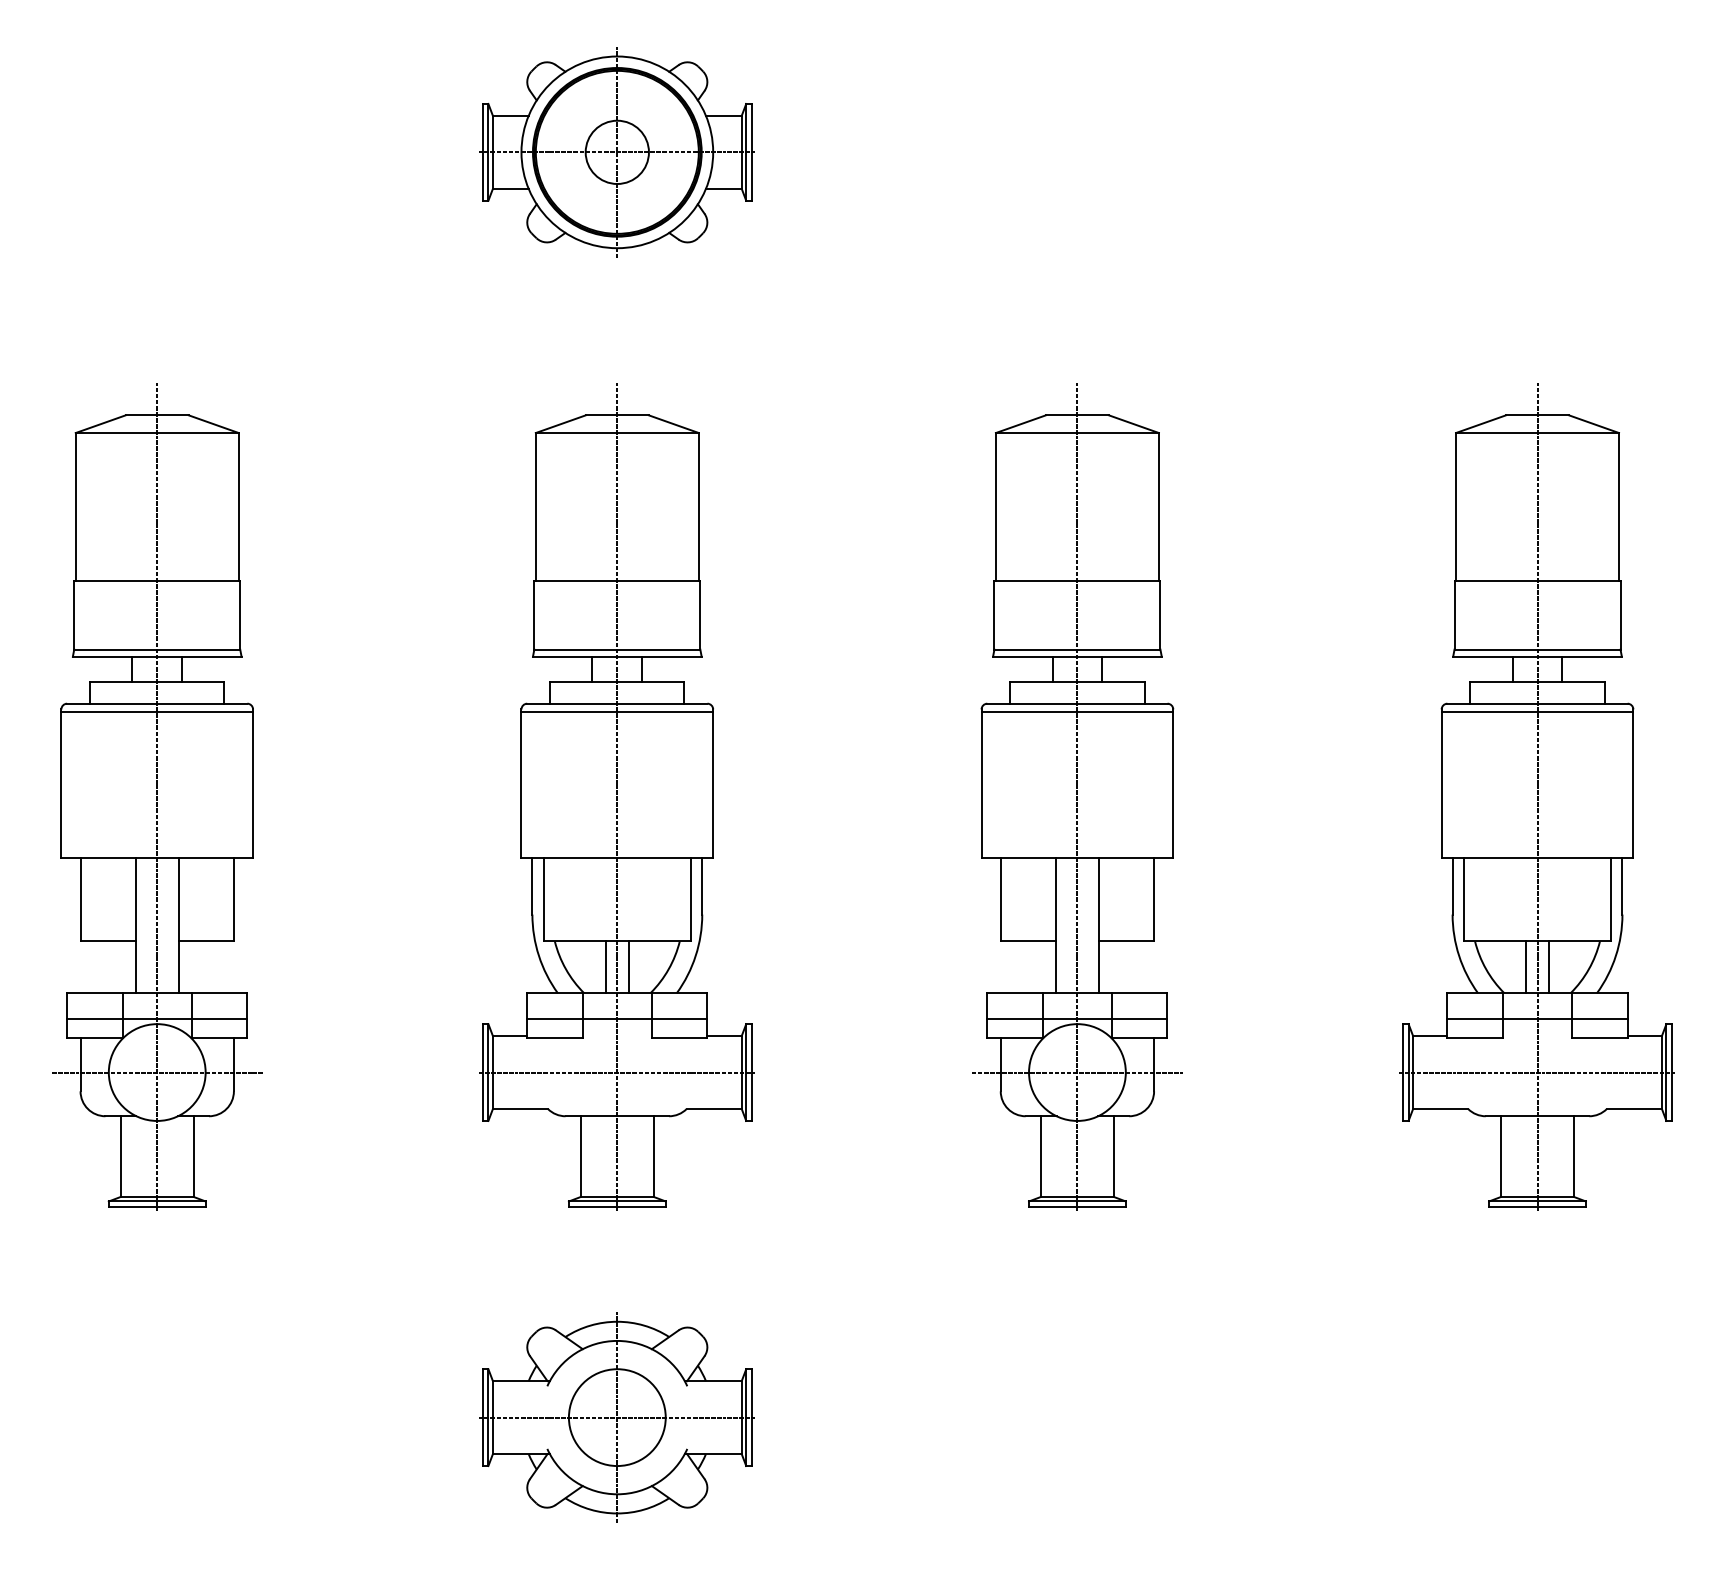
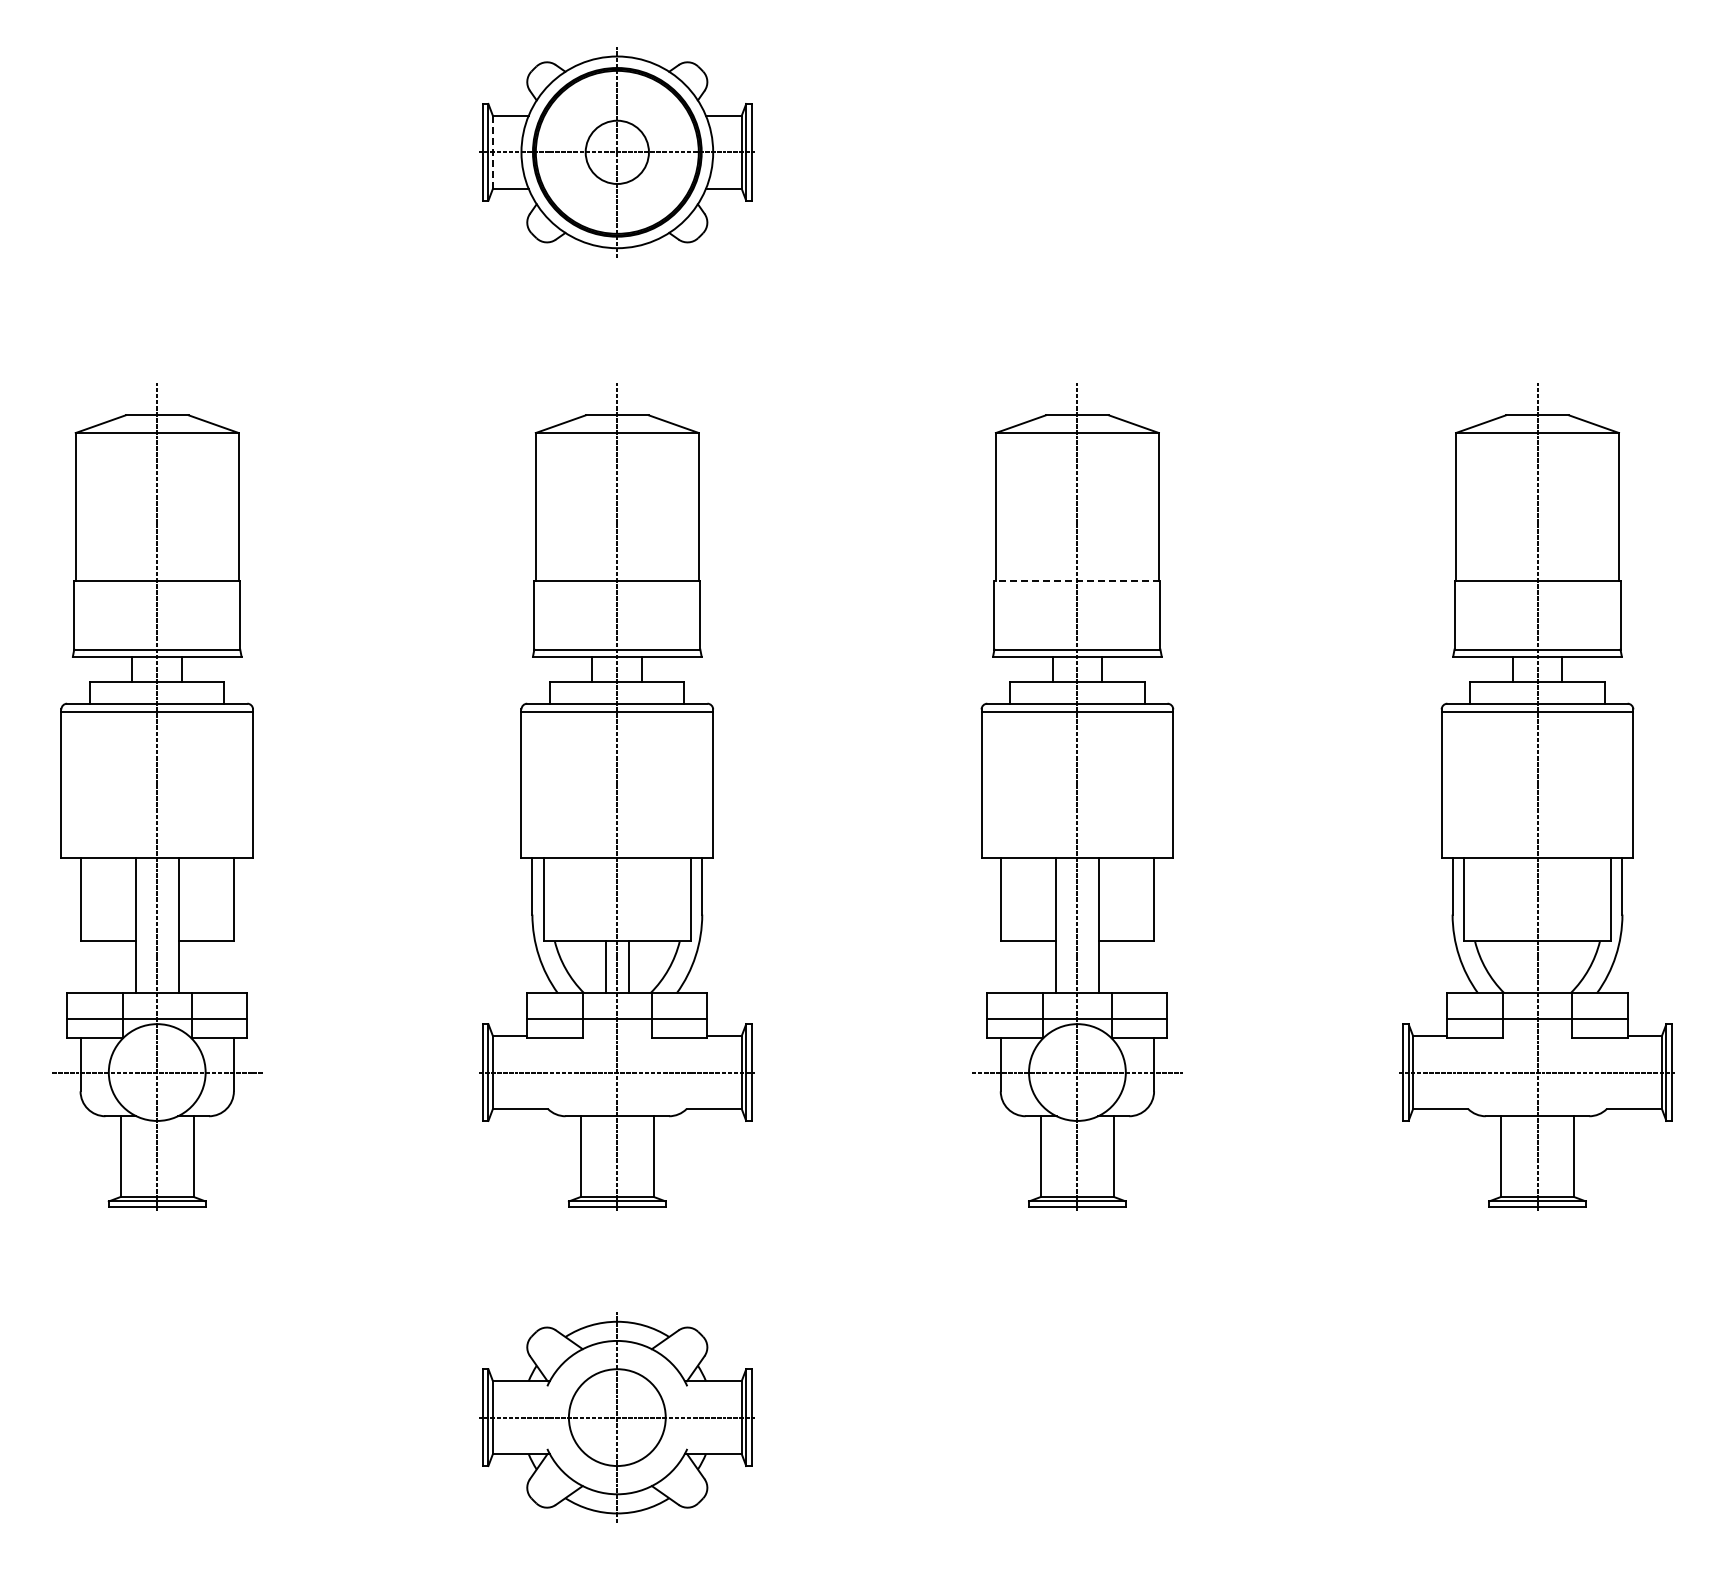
line: solid -> dashed (492, 152)
line: solid -> dashed (1076, 580)
line: present -> none (1526, 967)
line: present -> none (1549, 967)
